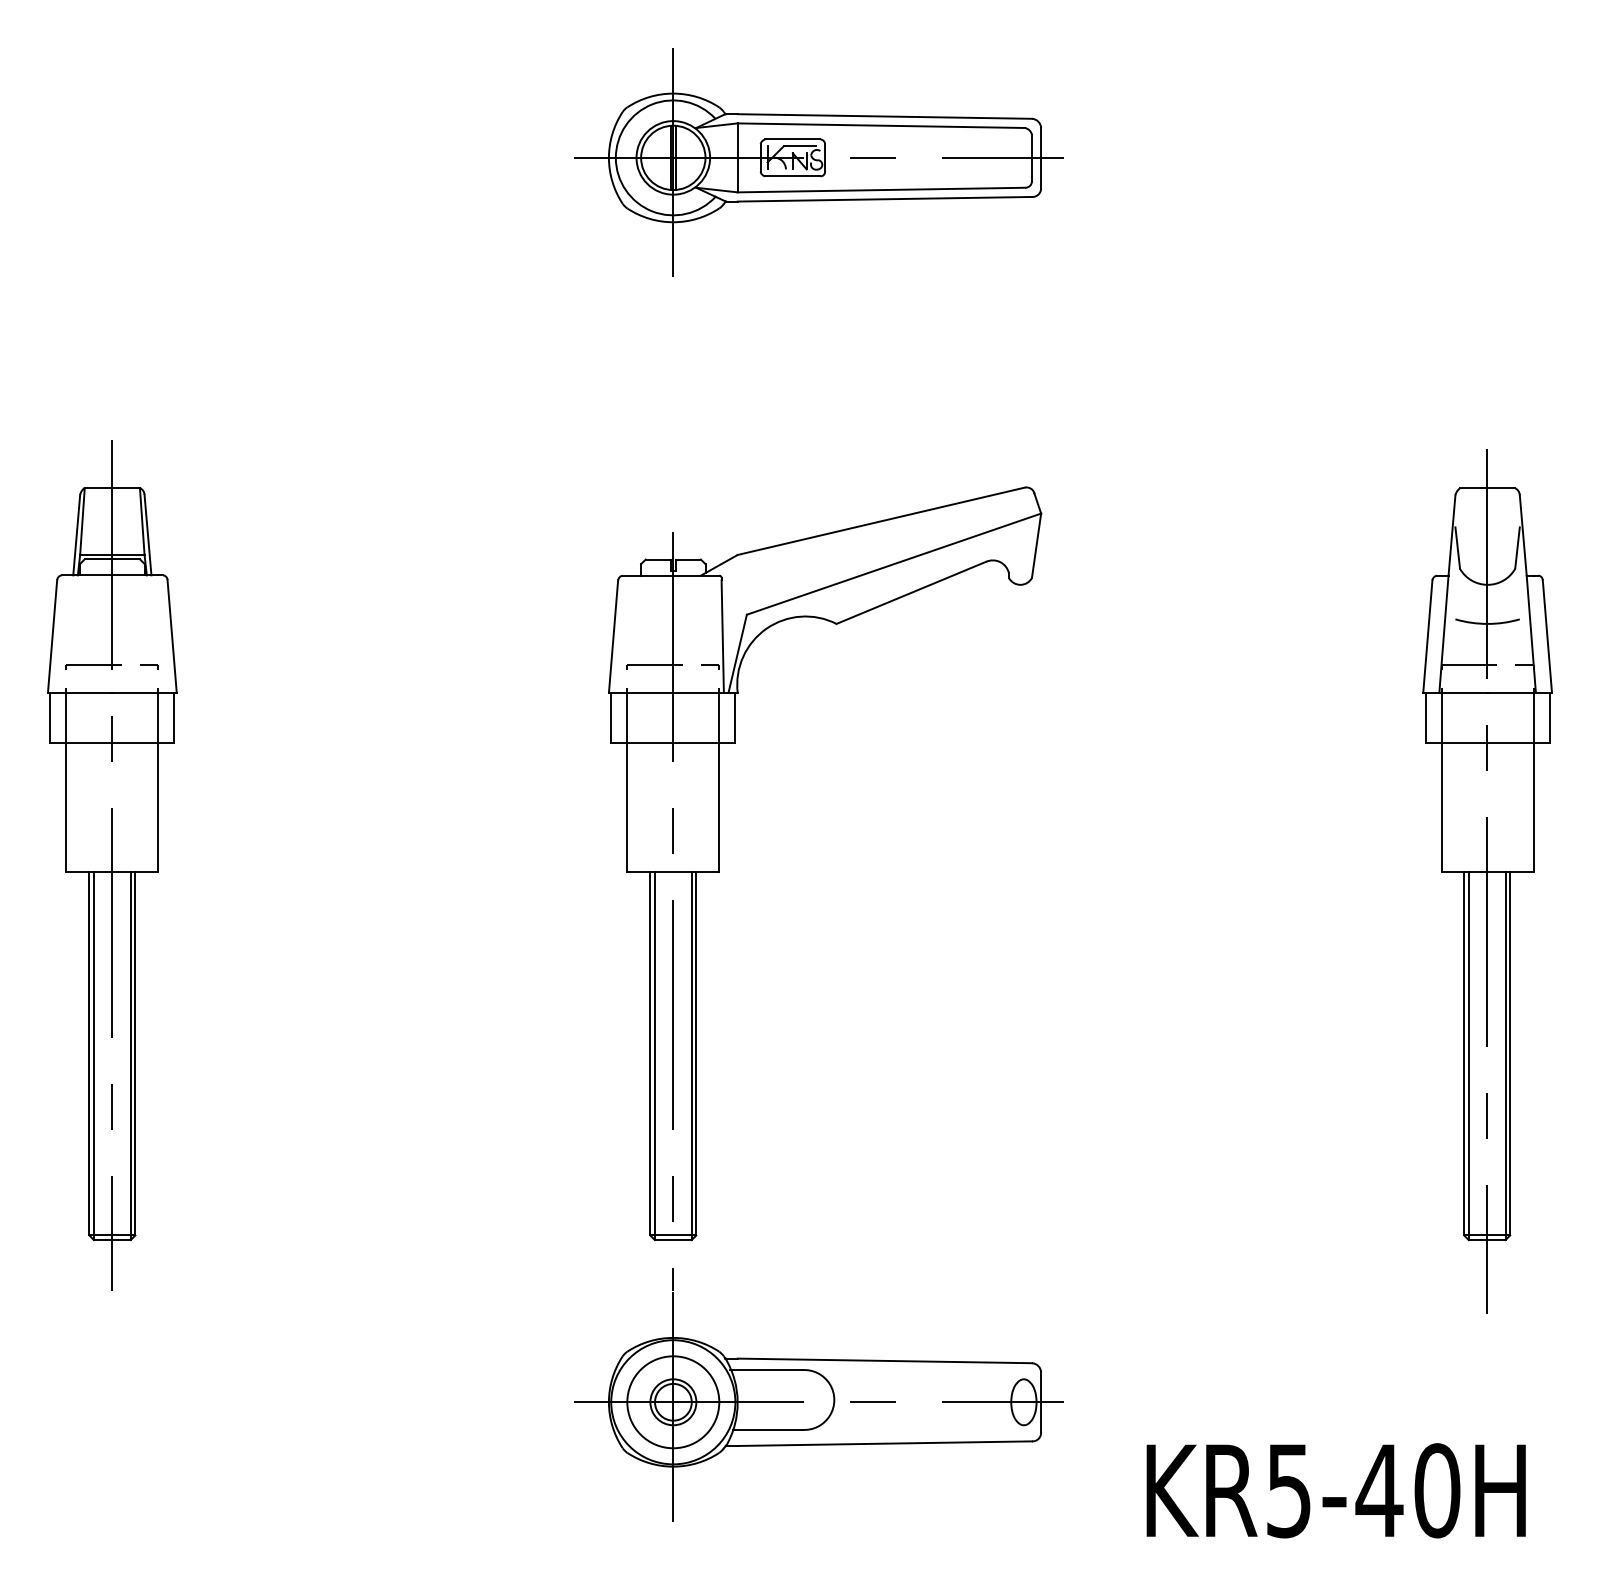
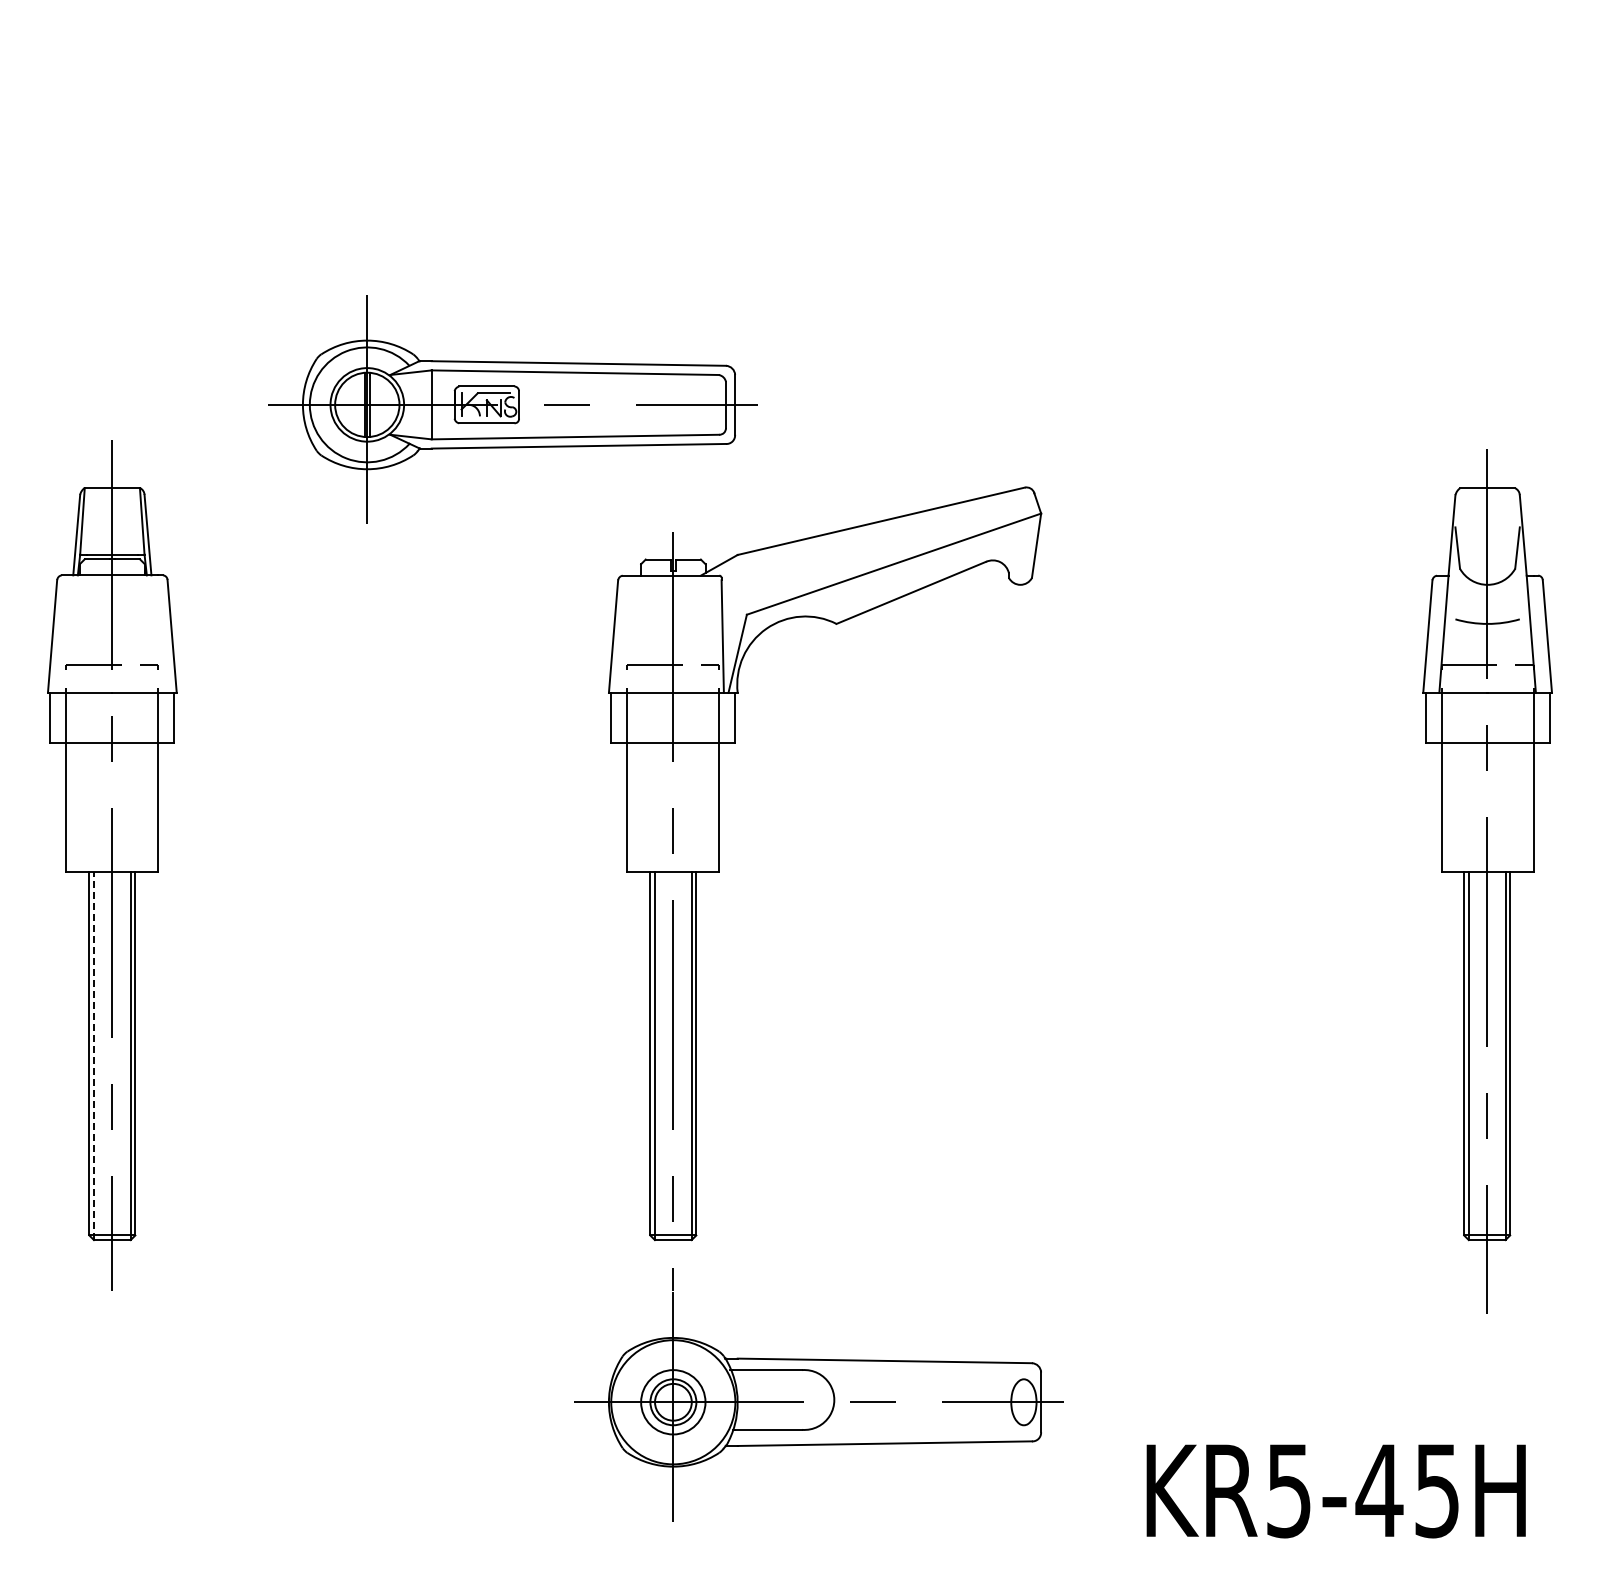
part position: (818, 162) -> (512, 409) (512, 409)
line: solid -> dashed (93, 1056)
circle diameter: 92 px -> 64 px (673, 1402)
text: KR5-40H -> KR5-45H (1437, 1490)
